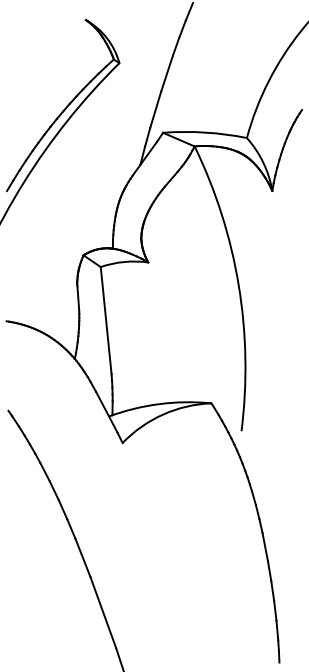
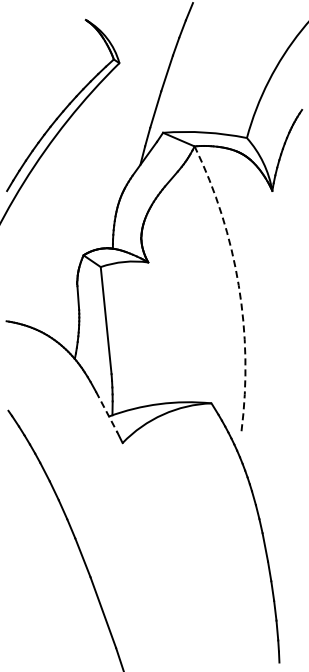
arc: solid -> dashed (238, 285)
line: solid -> dashed (107, 412)
